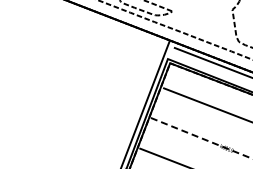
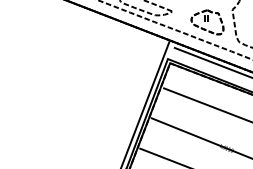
part: none -> present (207, 22)
line: dashed -> solid (201, 138)
